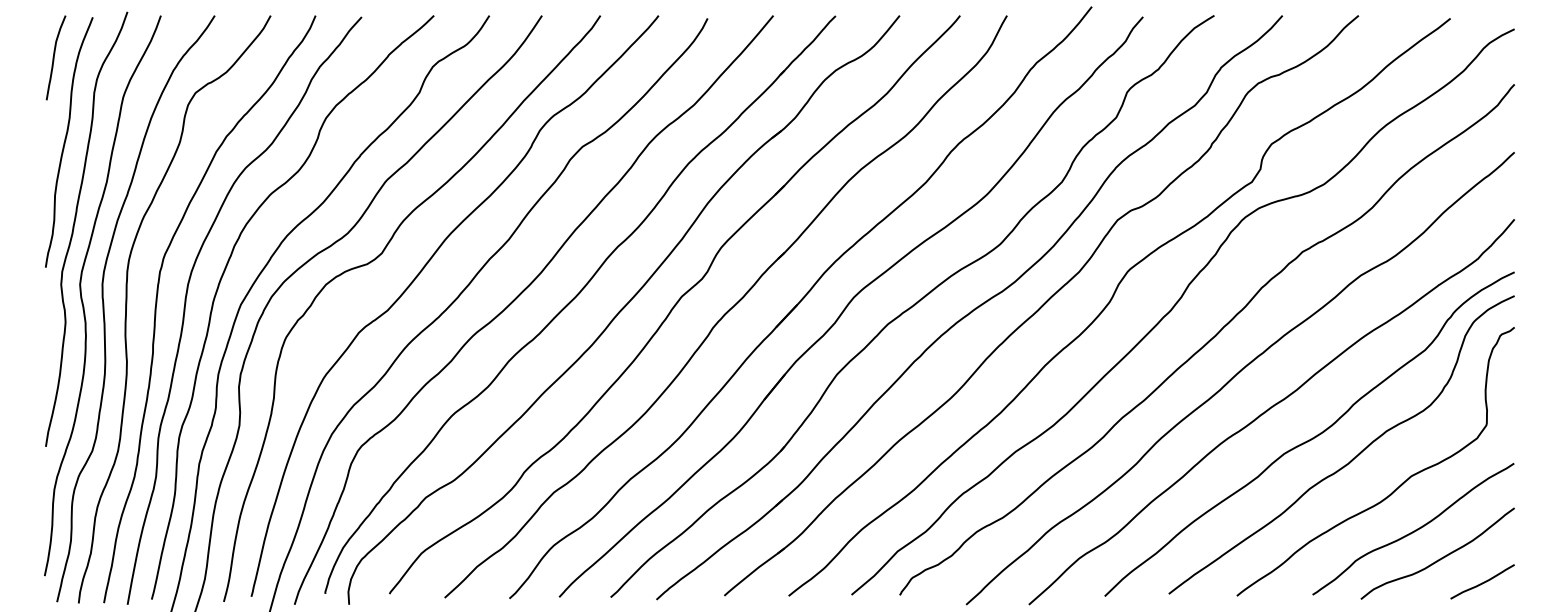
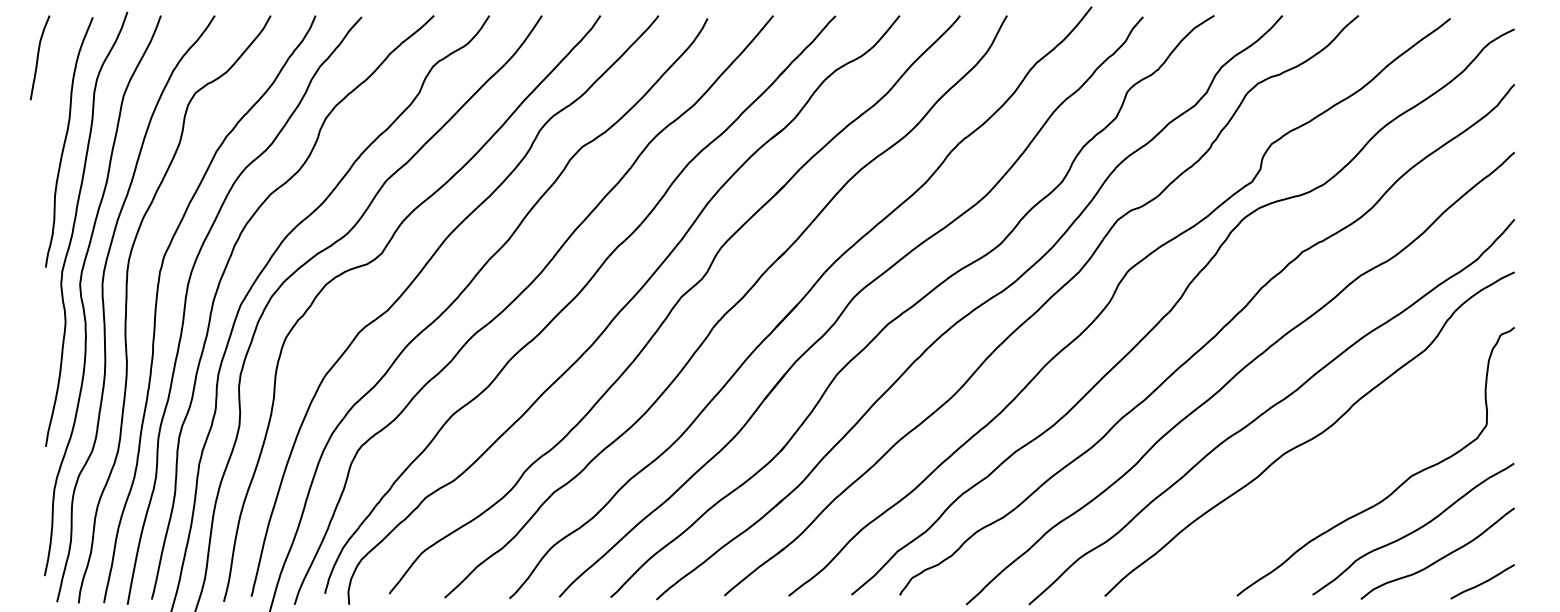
curve position: (54, 57) -> (38, 57) (38, 57)
curve: present -> none (1353, 457)
